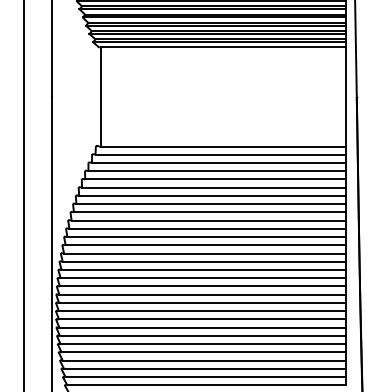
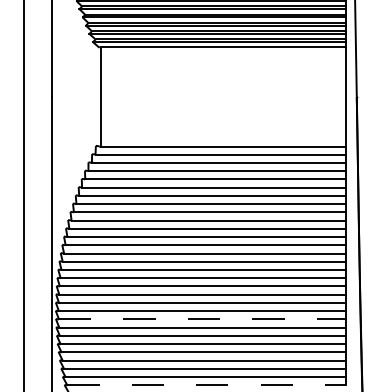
line: solid -> dashed (202, 319)
line: solid -> dashed (206, 385)
